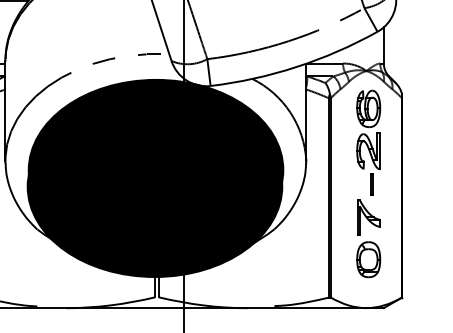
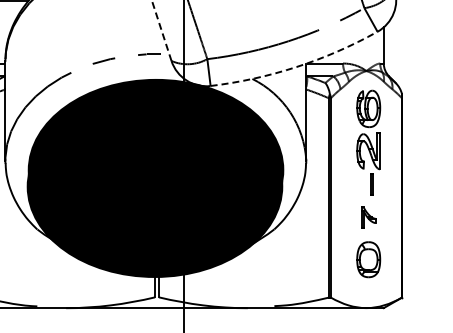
line: solid -> dashed (161, 30)
arc: solid -> dashed (296, 67)
part size: 24x37 px -> 16x23 px (368, 217)
